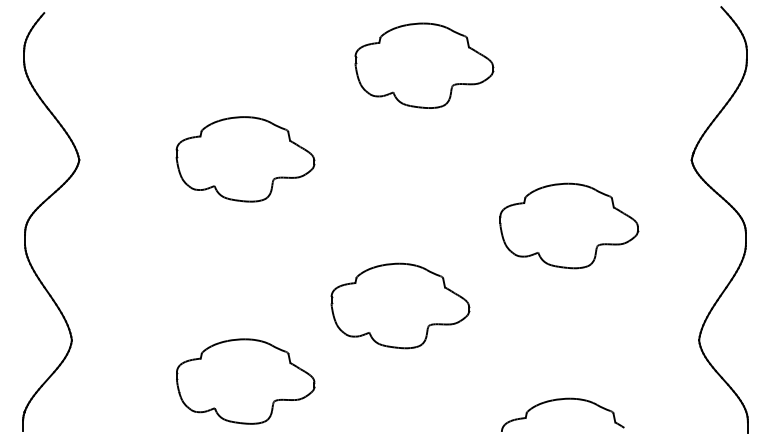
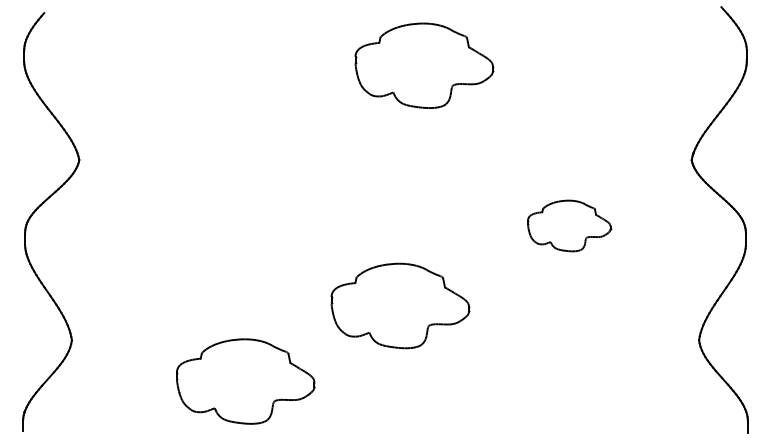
part: present -> none (245, 159)
part size: 141x88 px -> 86x54 px (569, 225)
part: present -> none (561, 400)
